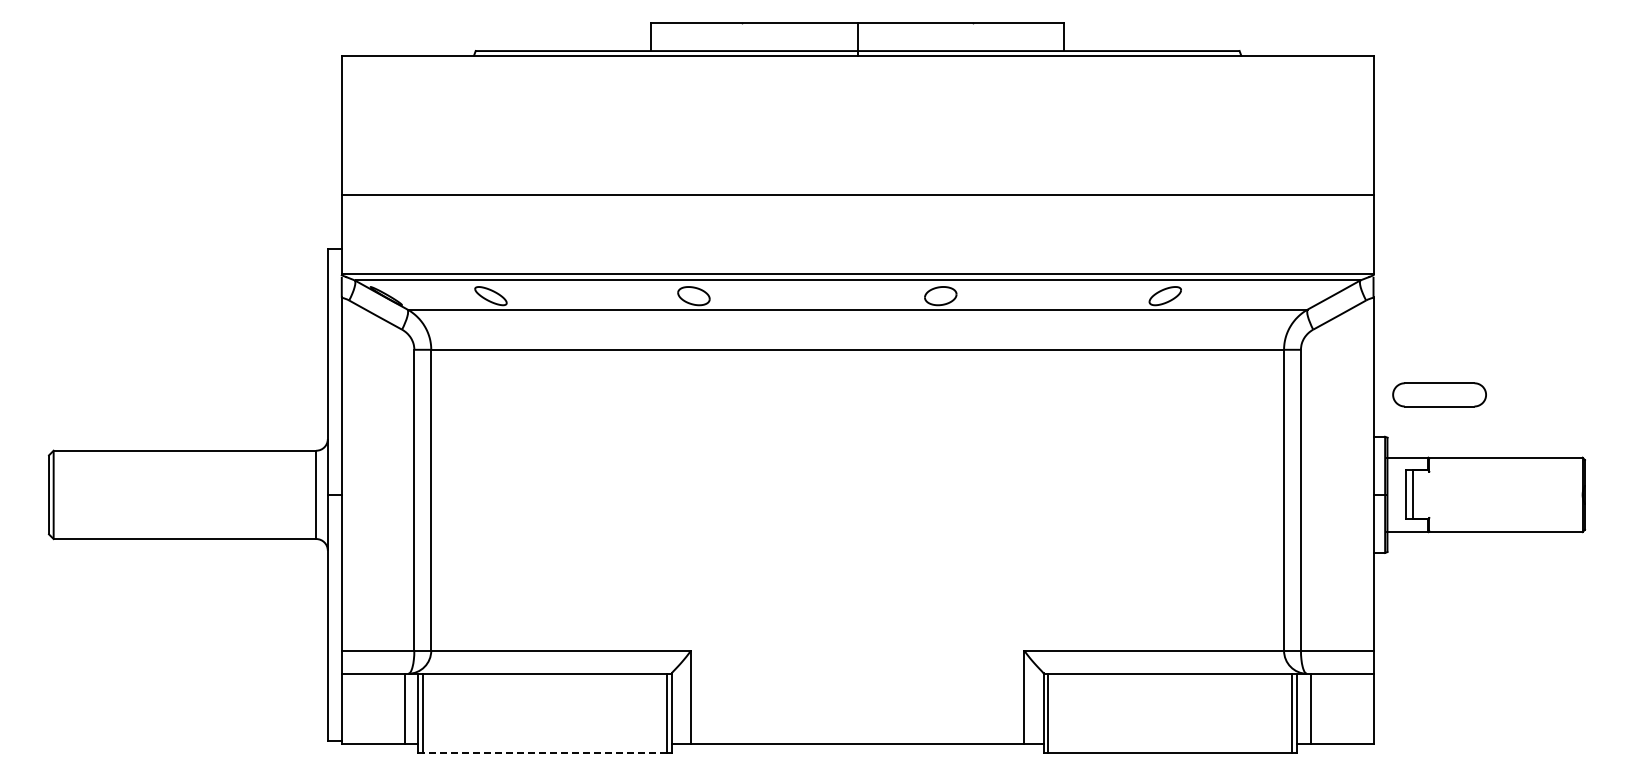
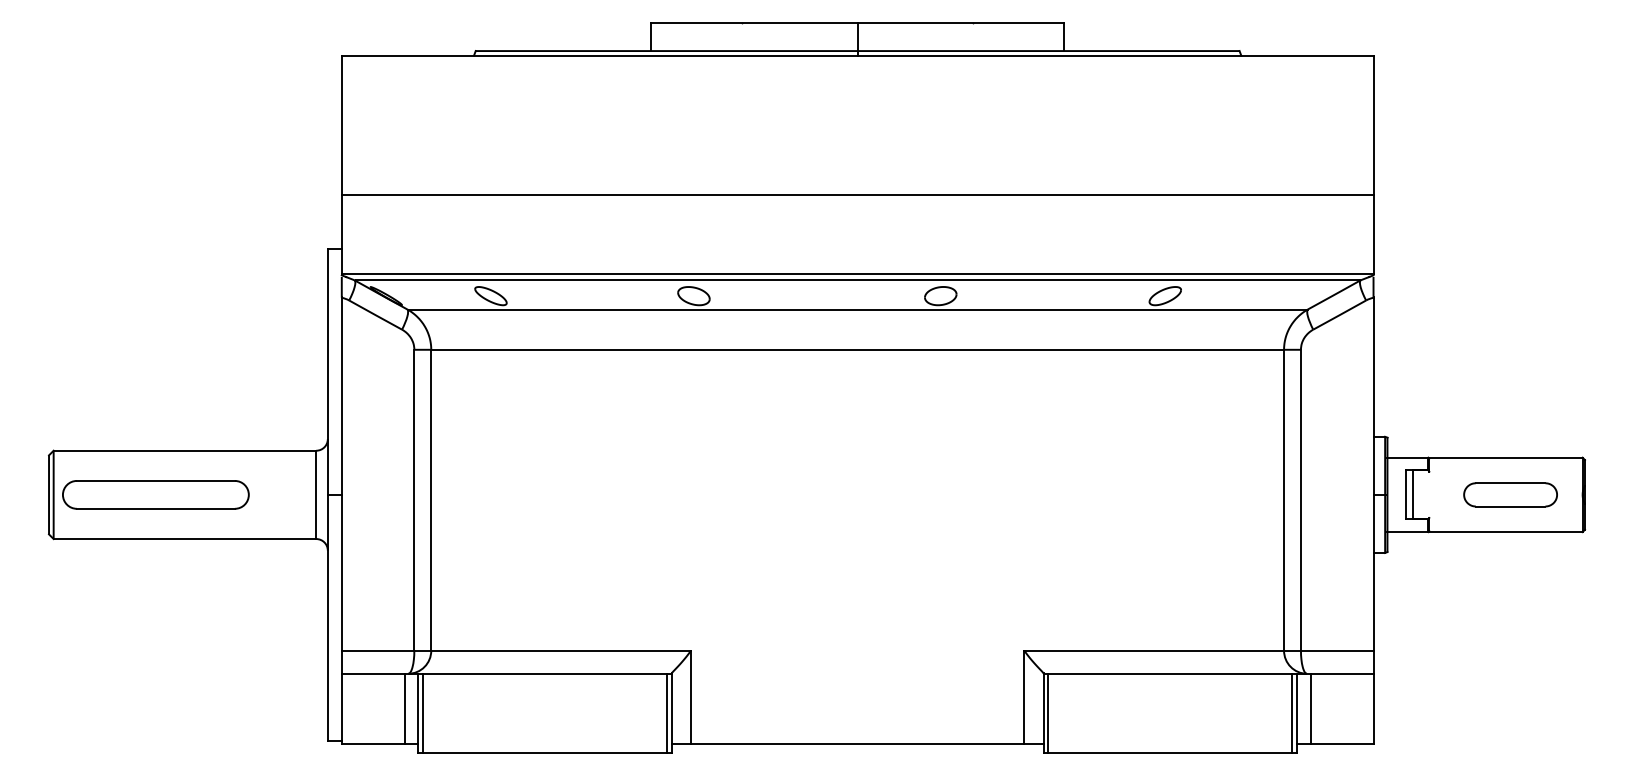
part position: (1439, 394) -> (1510, 494) (1510, 494)
part: none -> present (155, 494)
line: dashed -> solid (545, 752)
